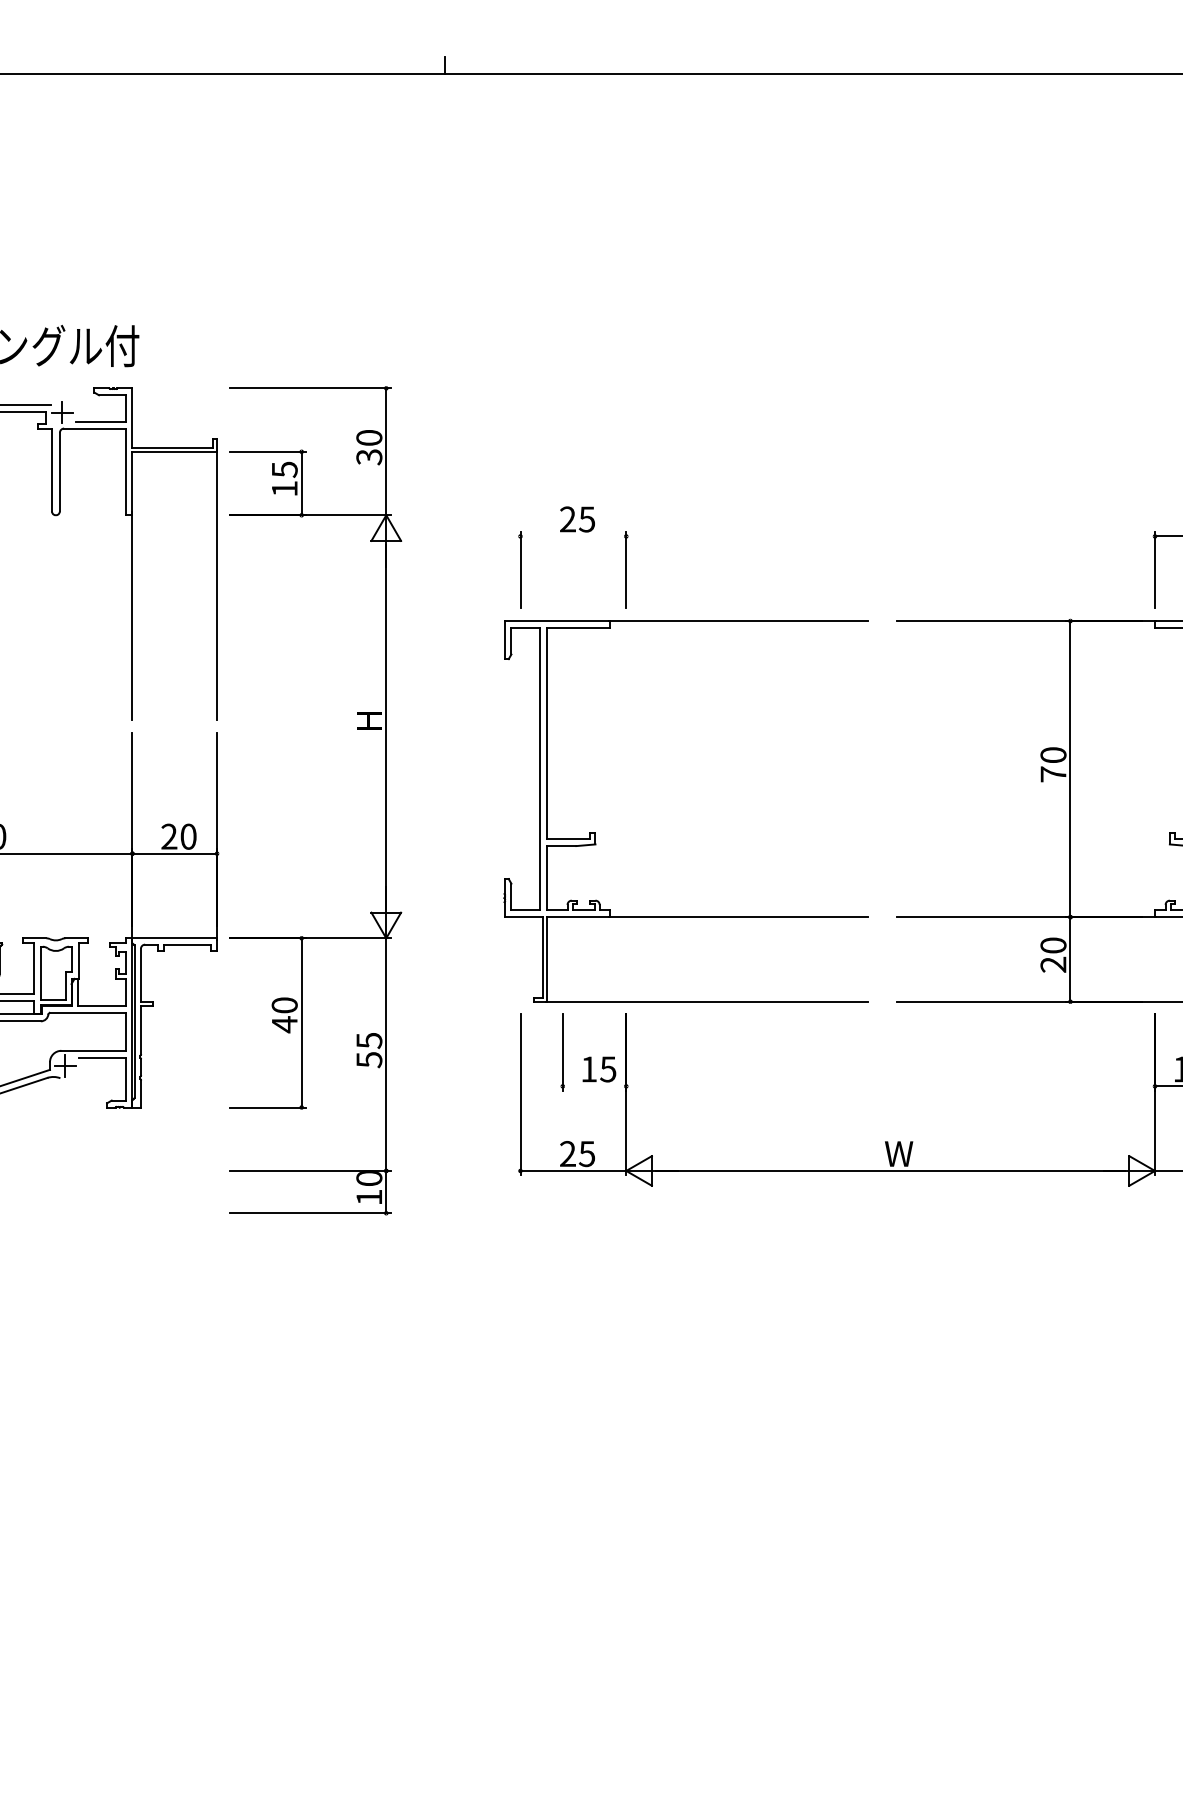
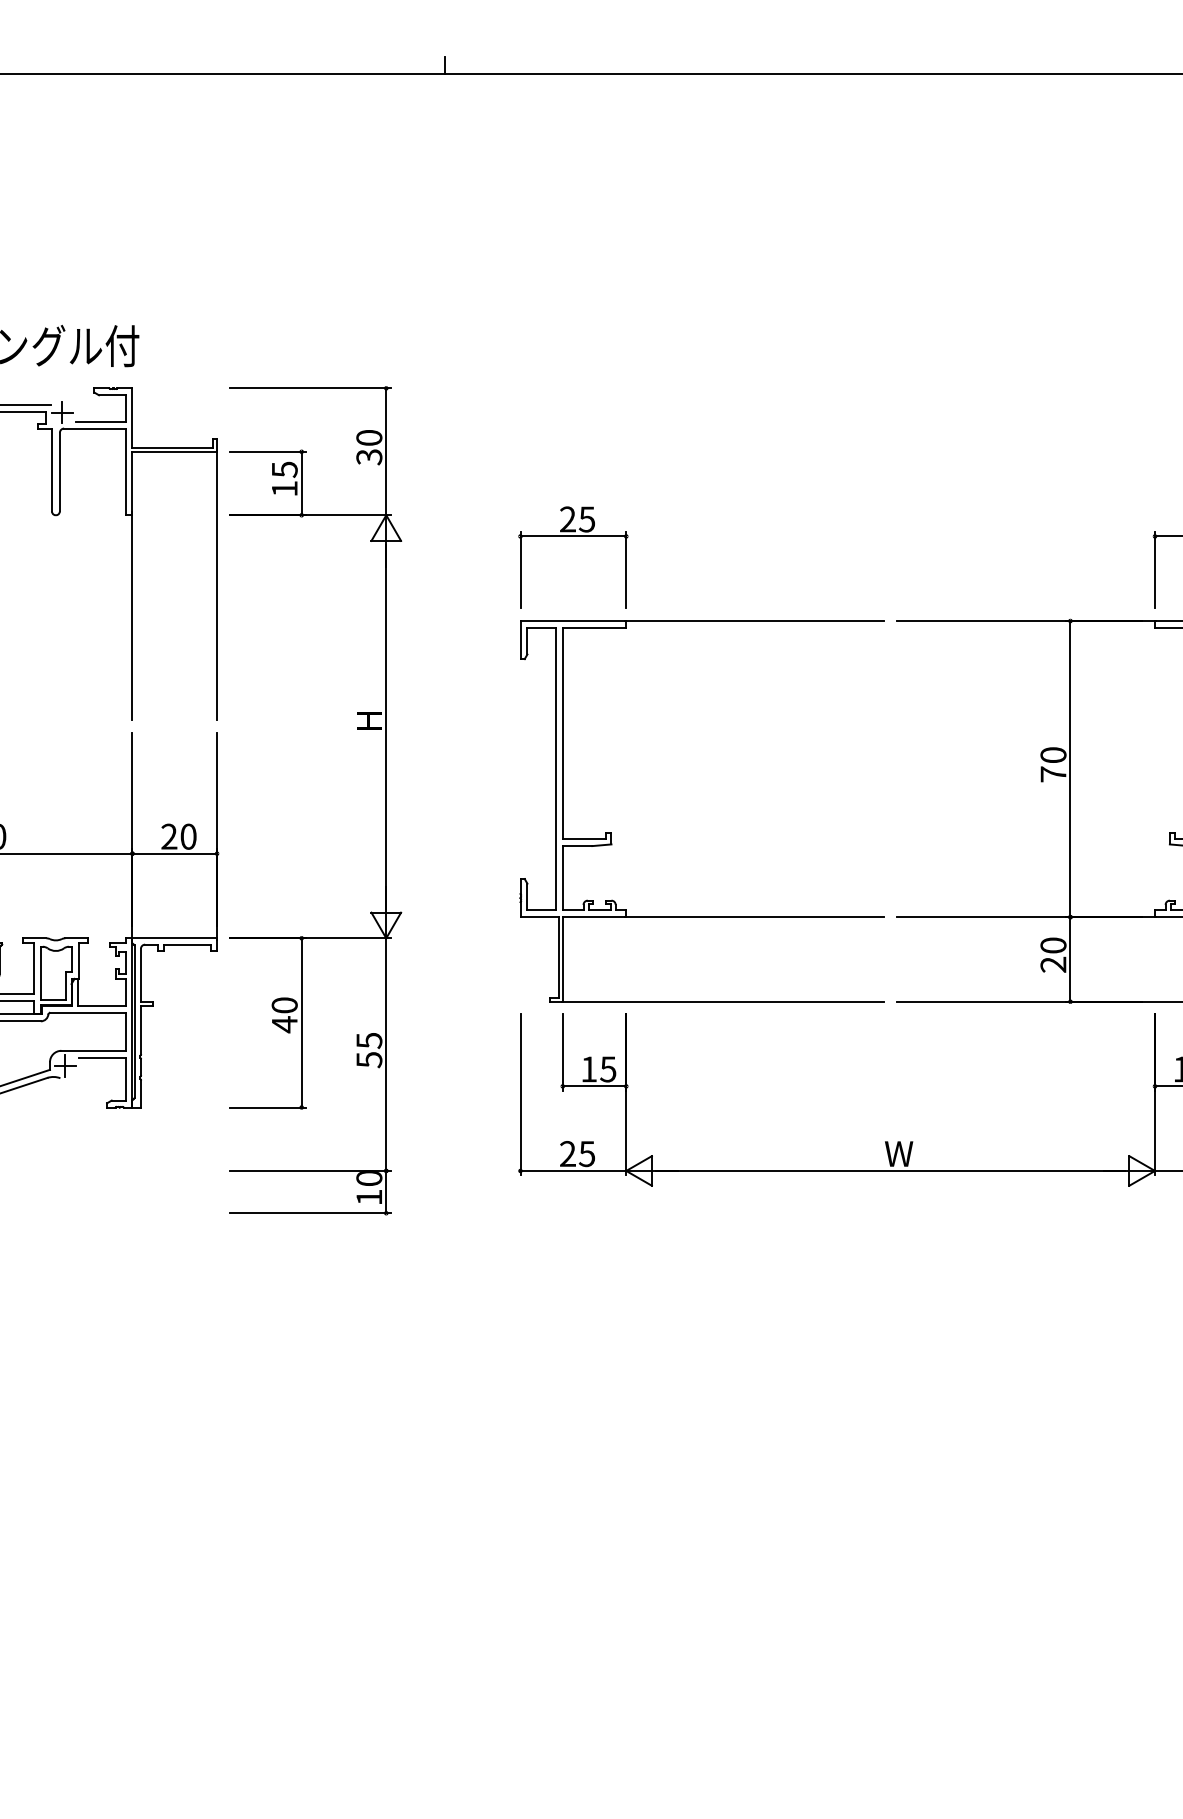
line: none -> present (573, 536)
part position: (595, 832) -> (611, 832) (611, 832)
line: none -> present (594, 1086)
